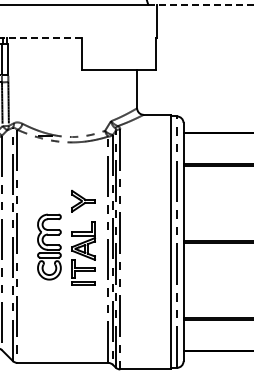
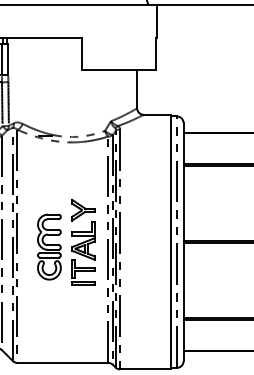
line: dashed -> solid (201, 5)
line: dashed -> solid (41, 37)
part position: (83, 200) -> (83, 209) (83, 209)
